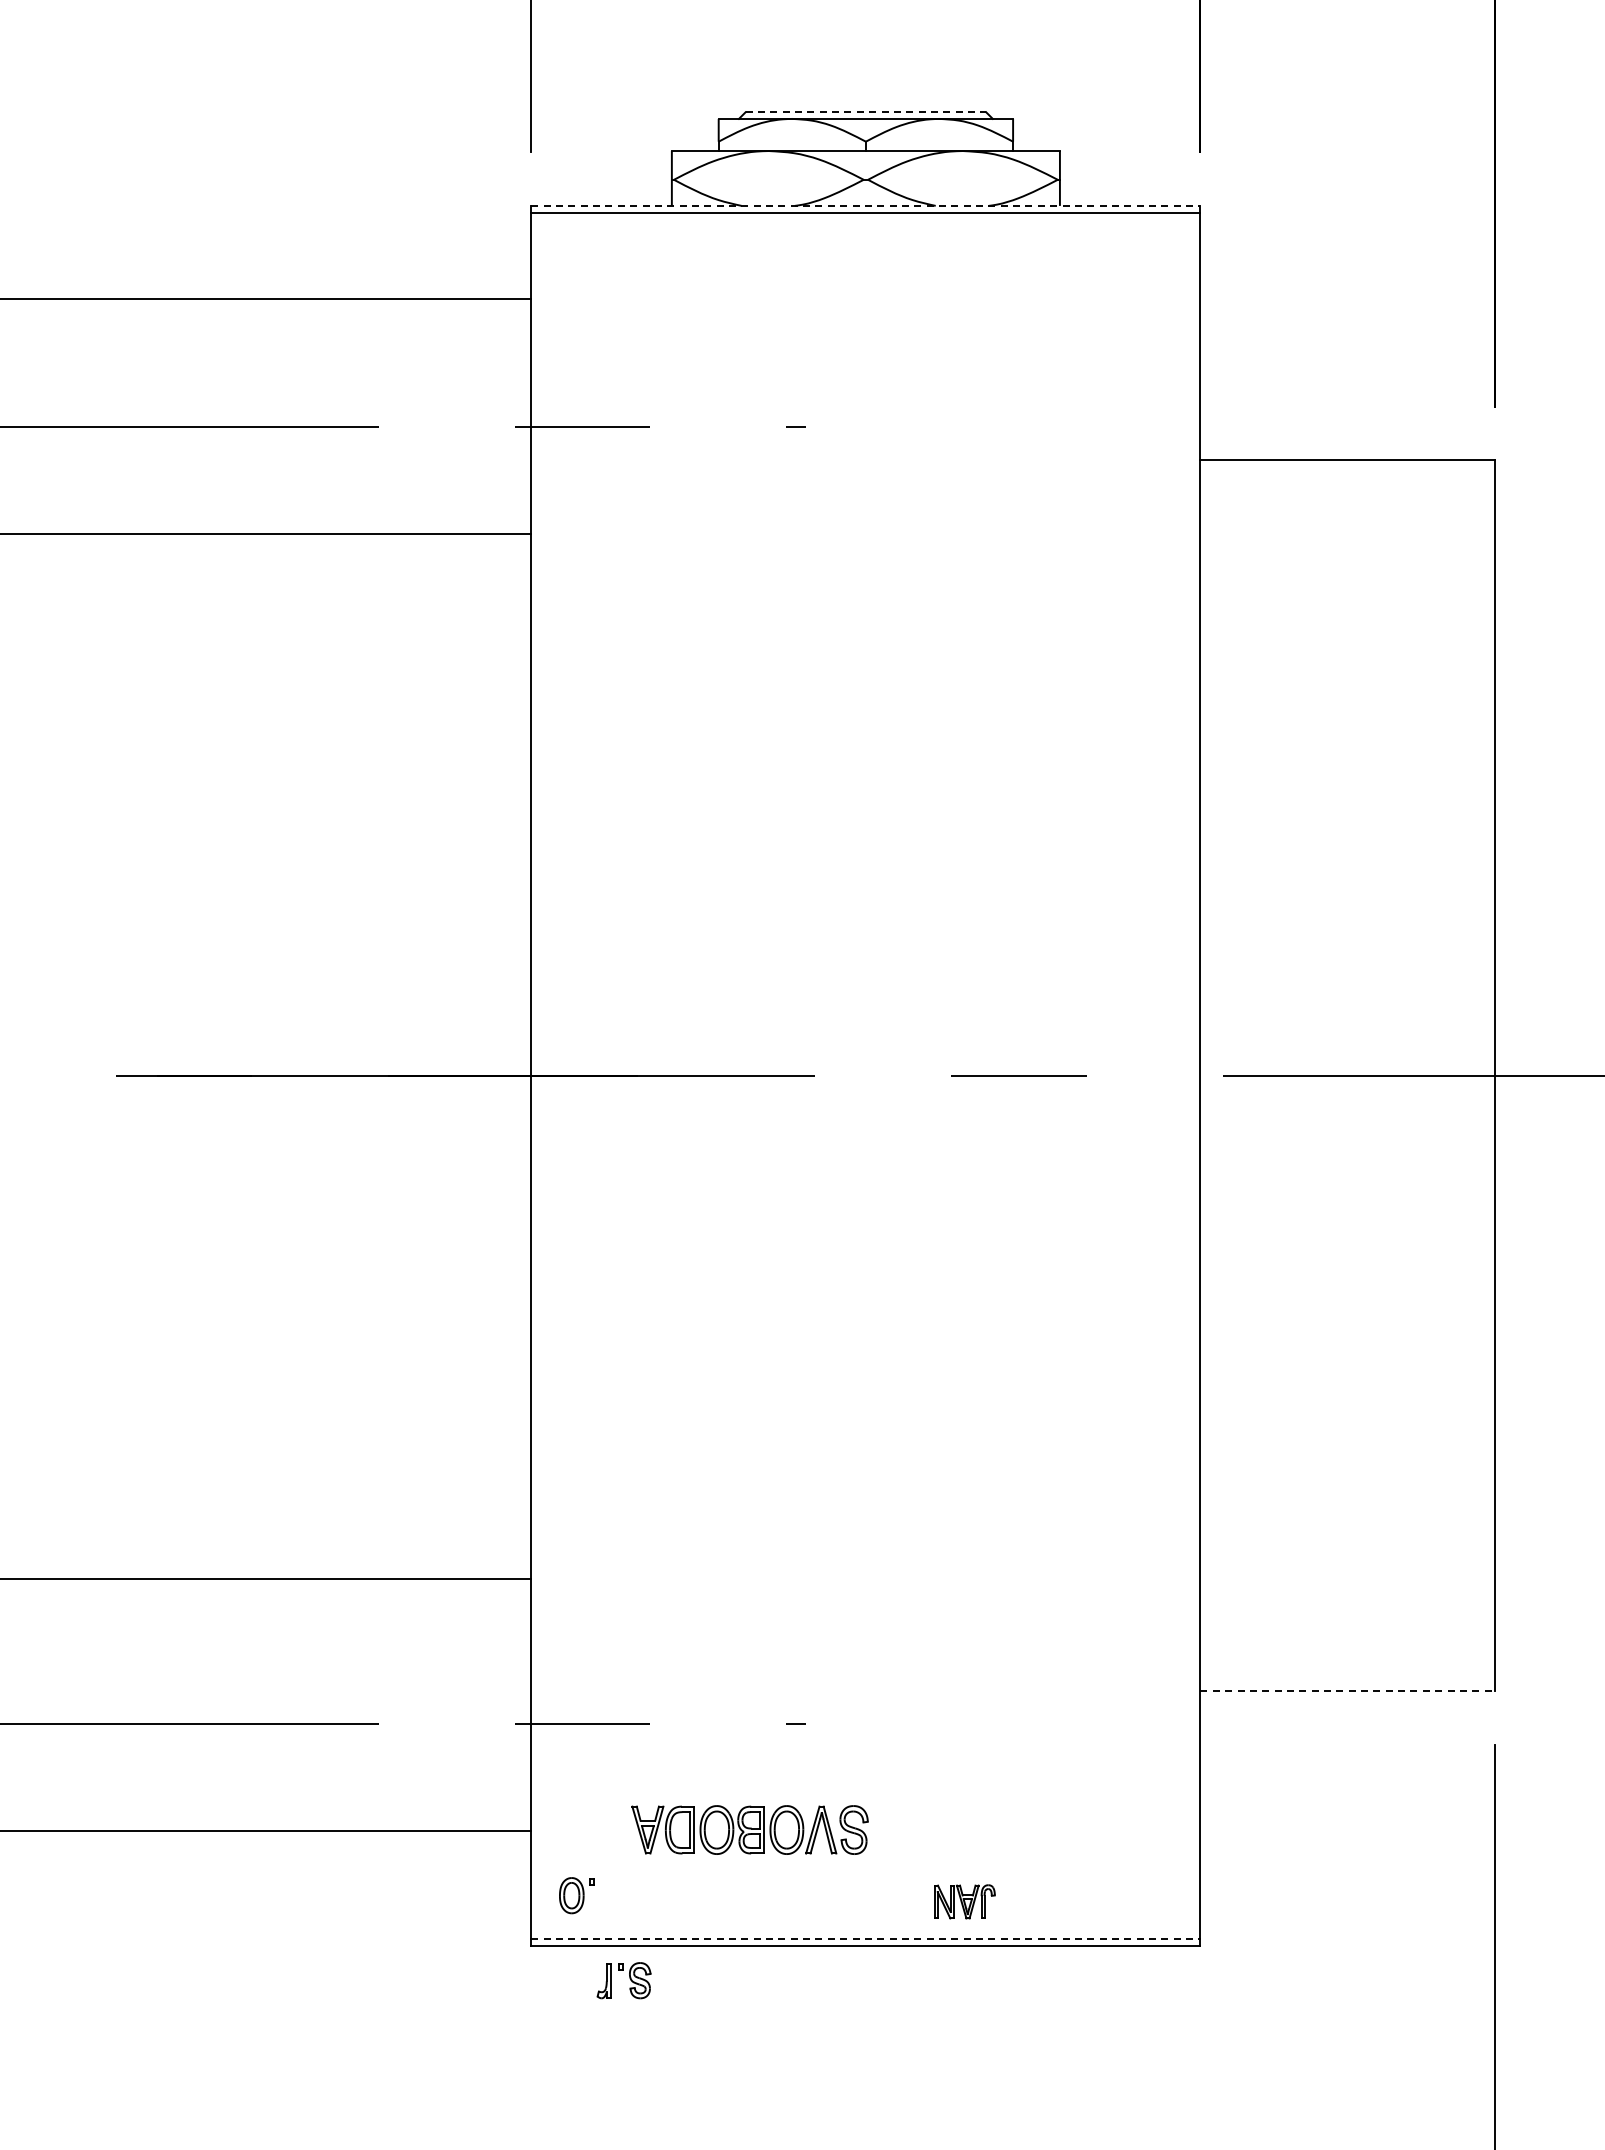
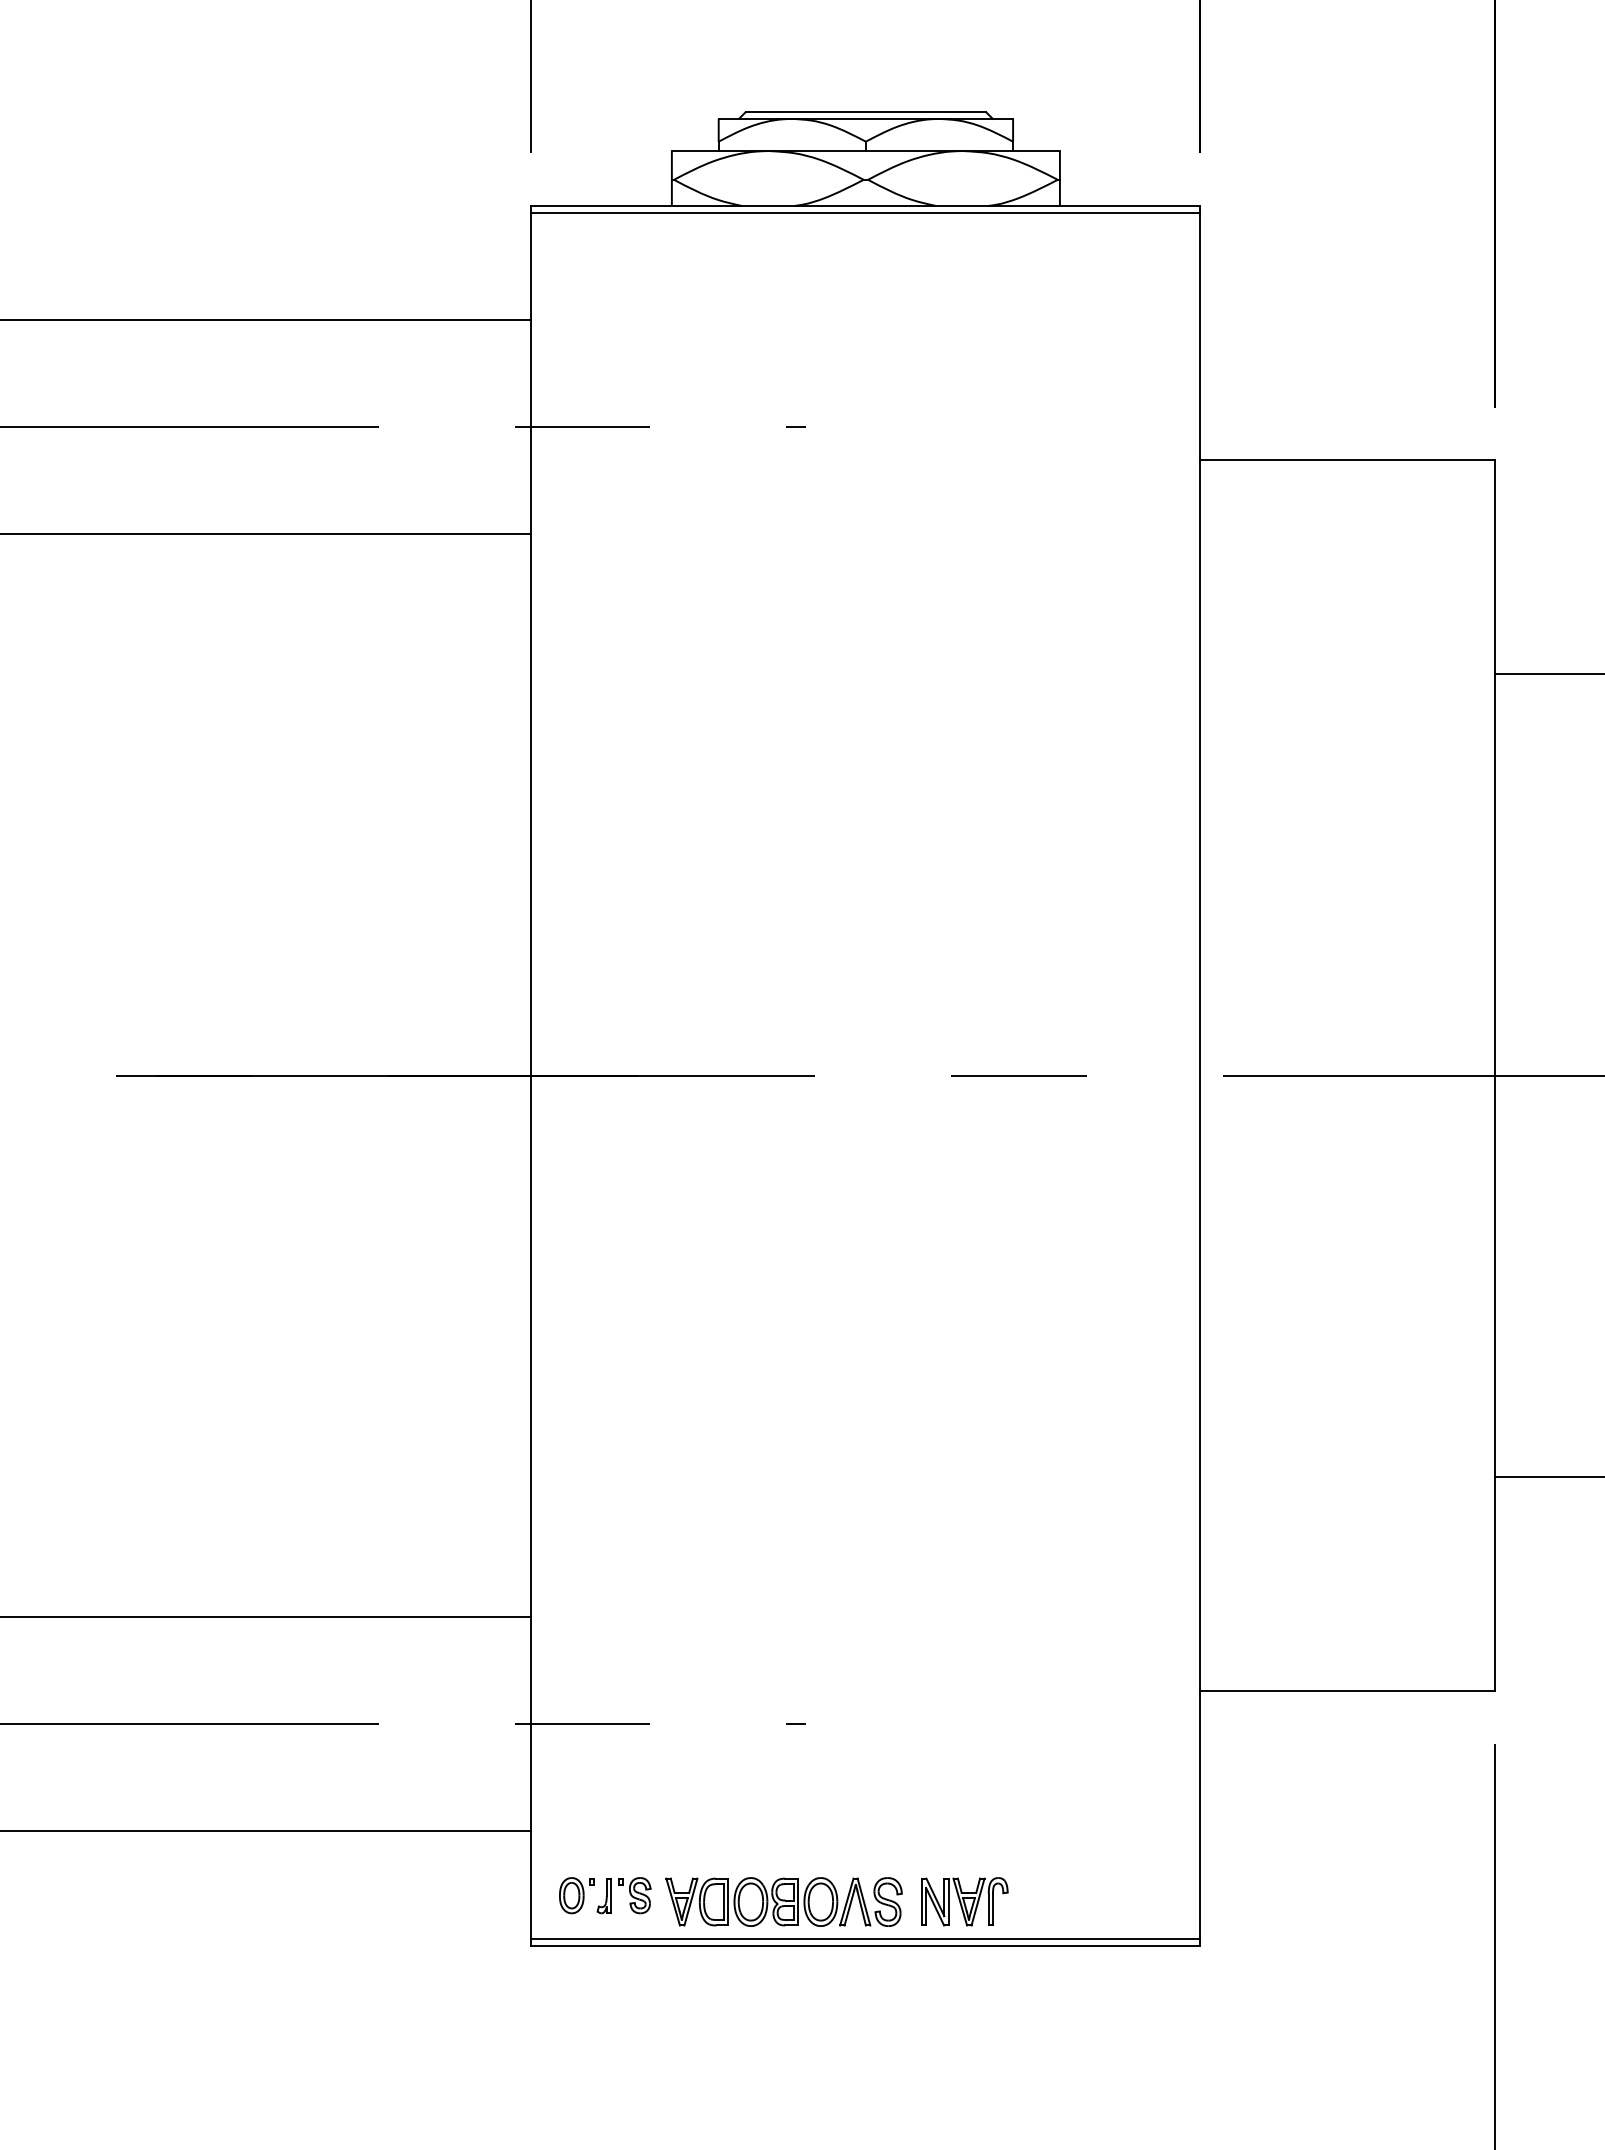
line: dashed -> solid (866, 112)
line: dashed -> solid (865, 205)
line position: (266, 299) -> (266, 320) (266, 320)
line: none -> present (1547, 674)
line: none -> present (1547, 1477)
line position: (266, 1579) -> (266, 1617) (266, 1617)
line: dashed -> solid (1348, 1691)
part position: (749, 1829) -> (783, 1901) (783, 1901)
part size: 62x36 px -> 88x50 px (964, 1901)
line: dashed -> solid (865, 1938)
part position: (629, 1978) -> (629, 1893) (629, 1893)
